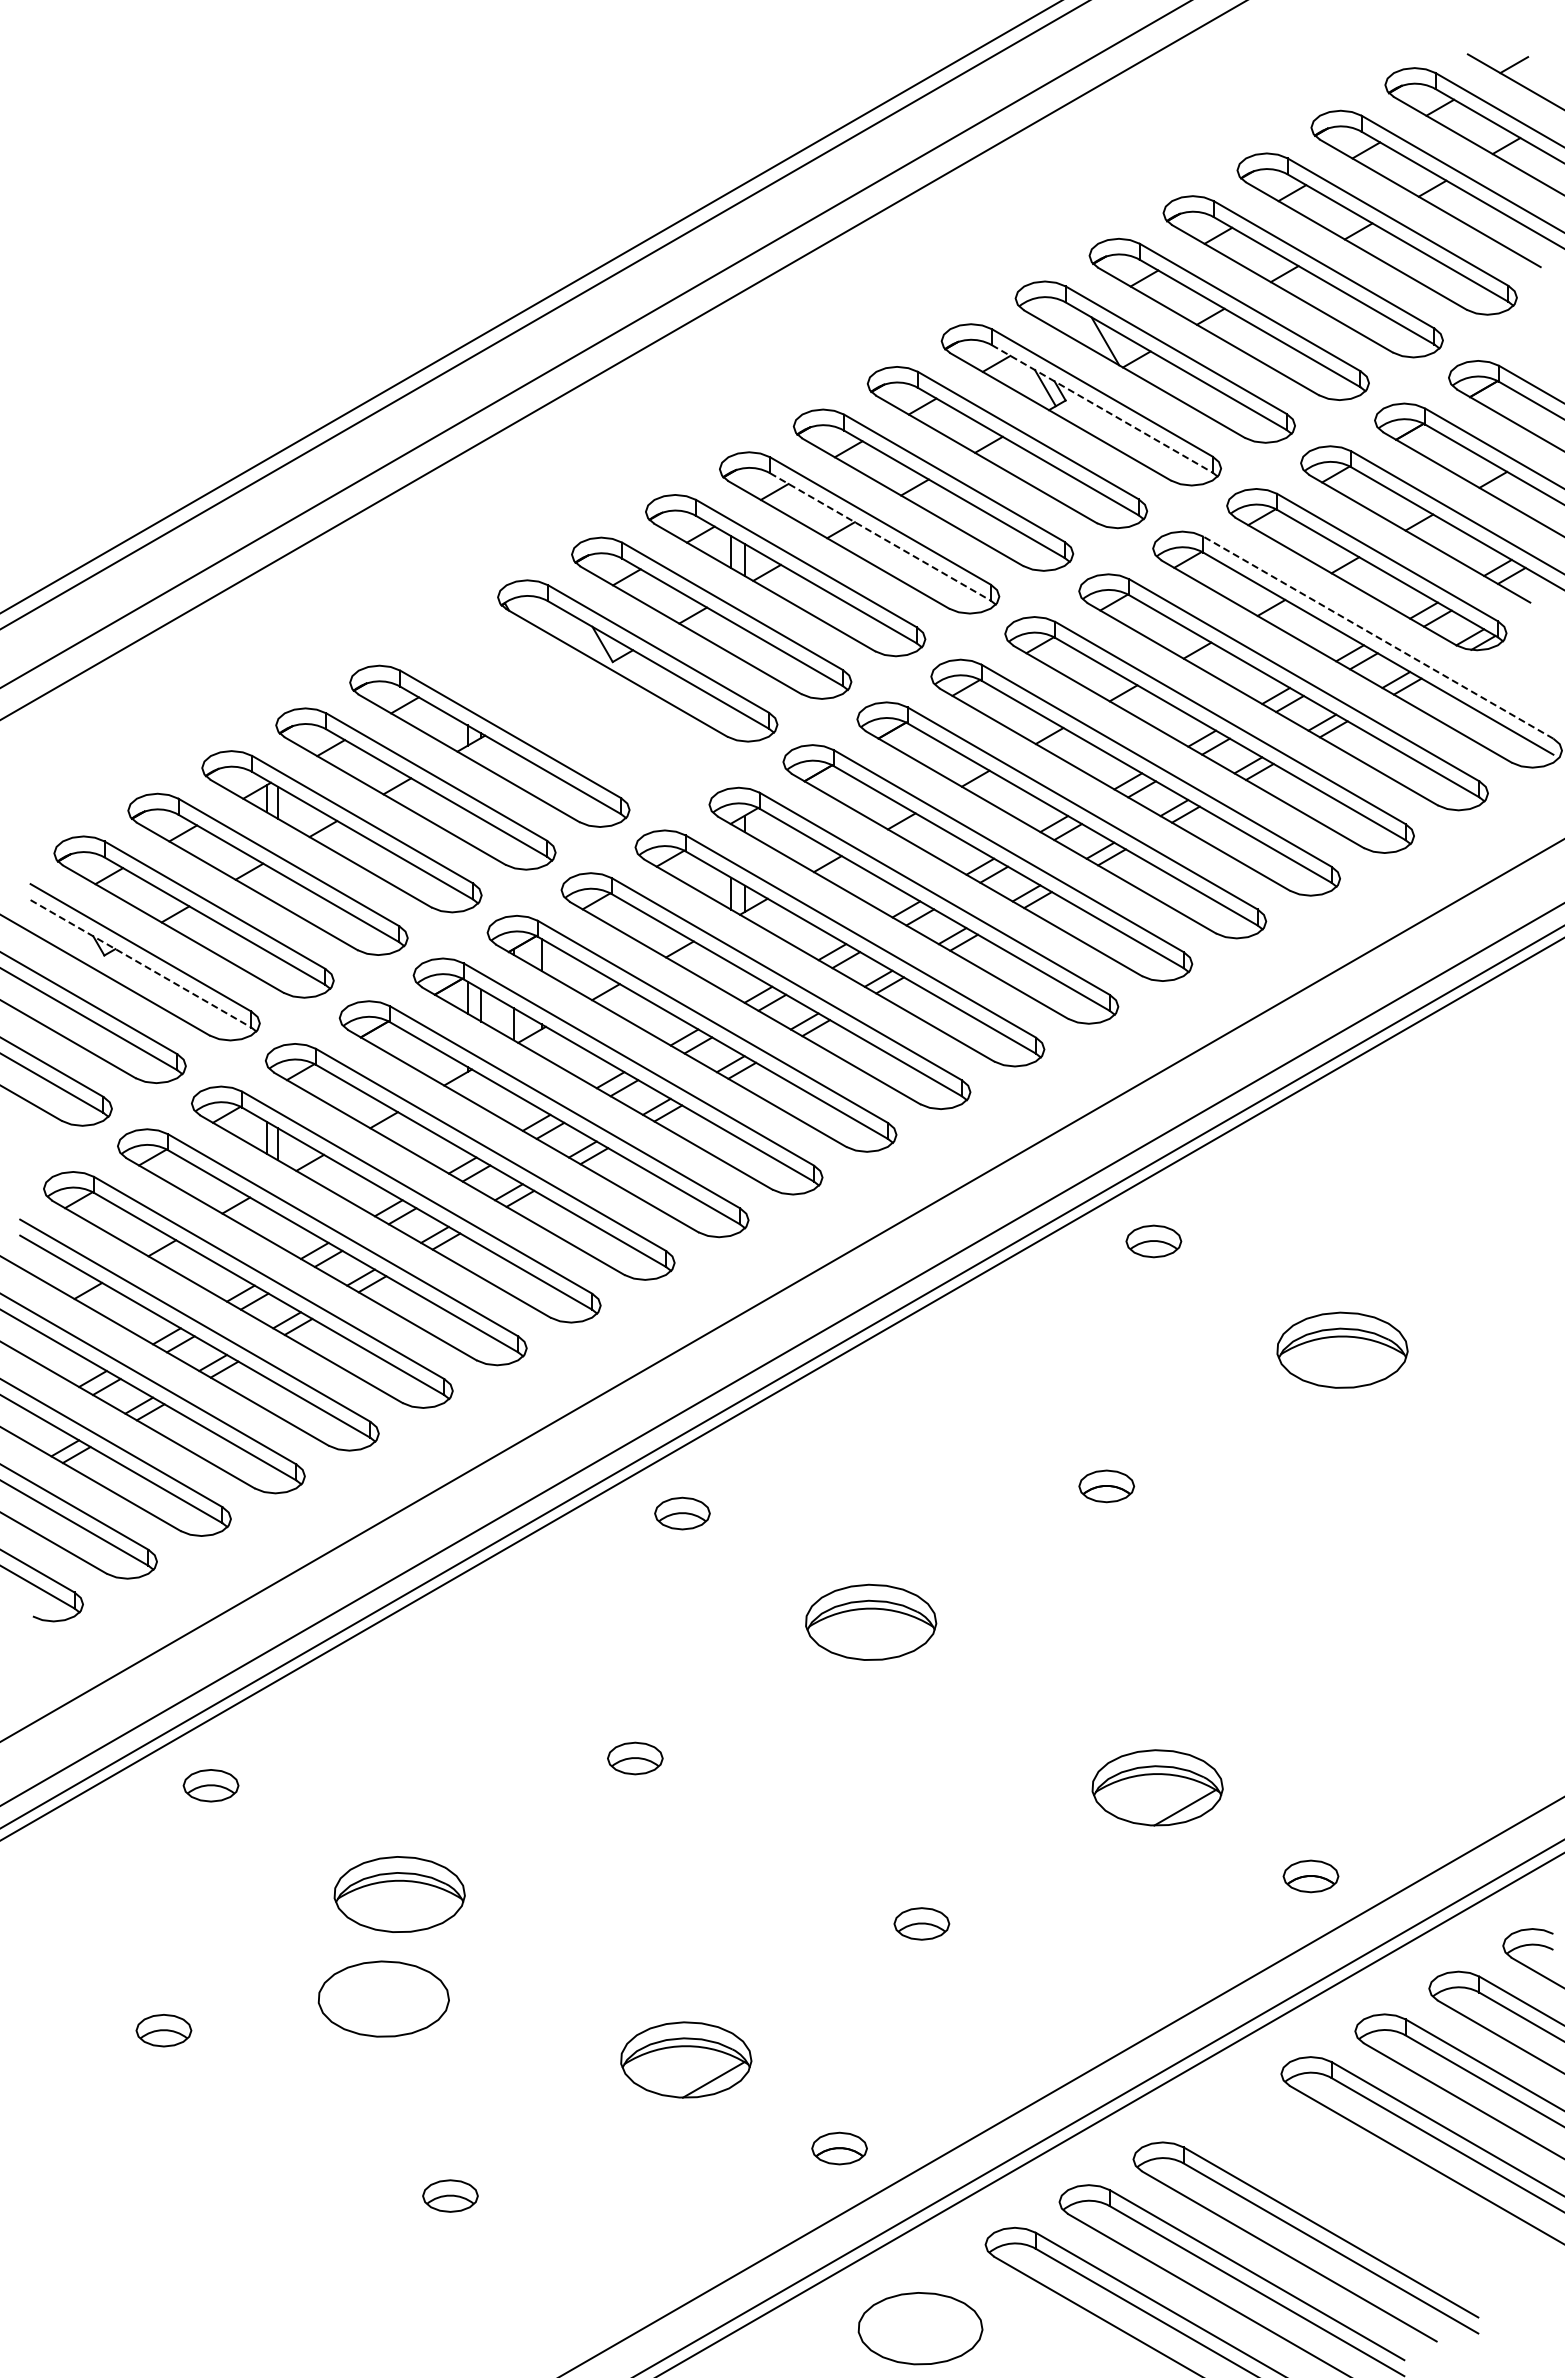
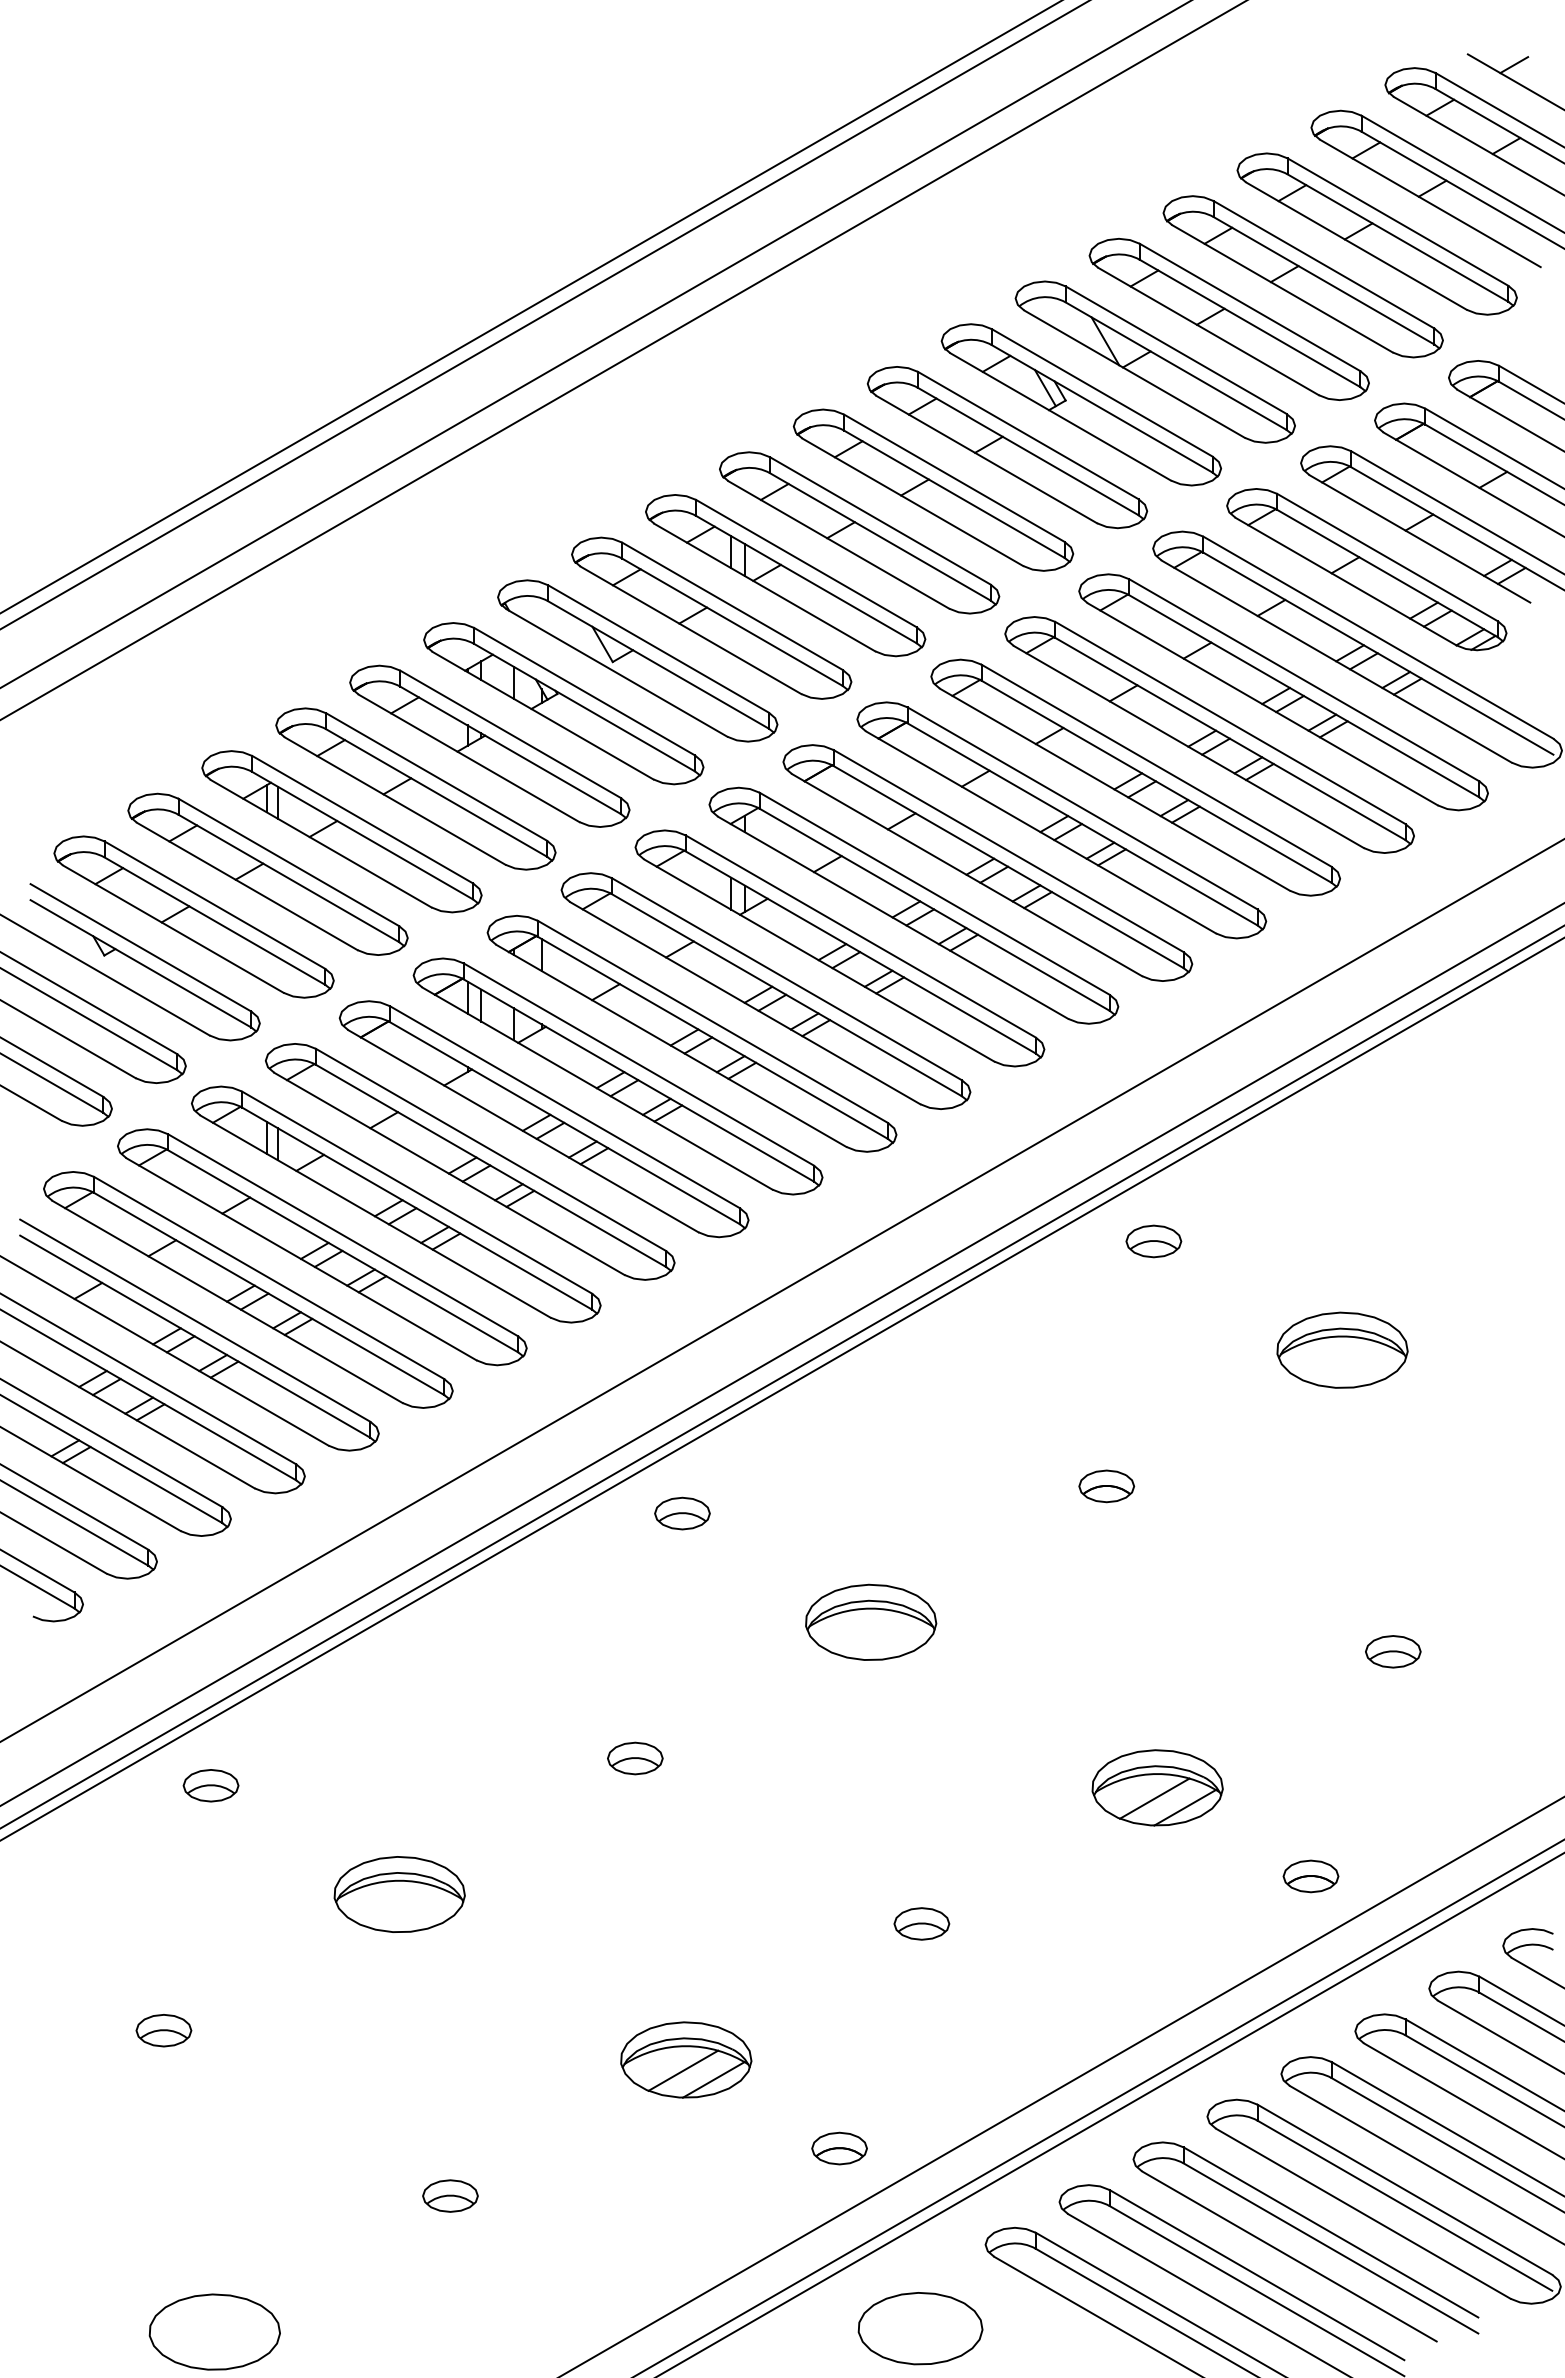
line: dashed -> solid (1102, 409)
line: dashed -> solid (880, 537)
line: dashed -> solid (1377, 637)
part: none -> present (563, 703)
line: dashed -> solid (141, 964)
part: none -> present (1393, 1651)
line: none -> present (1154, 1798)
part position: (383, 1998) -> (214, 2331) (214, 2331)
line: none -> present (683, 2070)
part: none -> present (1383, 2201)
